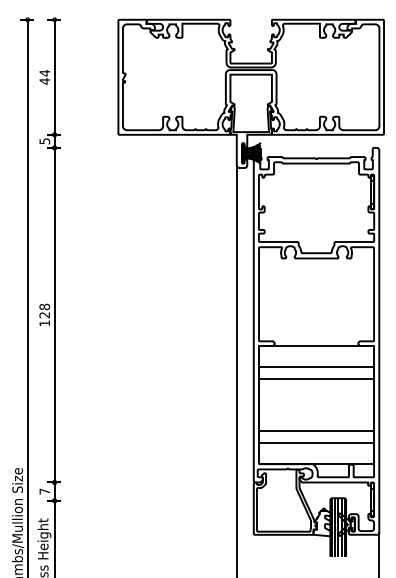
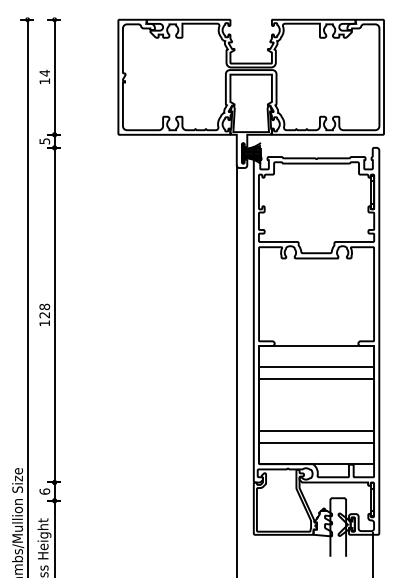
text: 44 -> 14 (44, 81)
text: 7 -> 6 (44, 491)
hatch: present -> none (337, 527)
line position: (379, 553) -> (373, 553) (373, 553)
